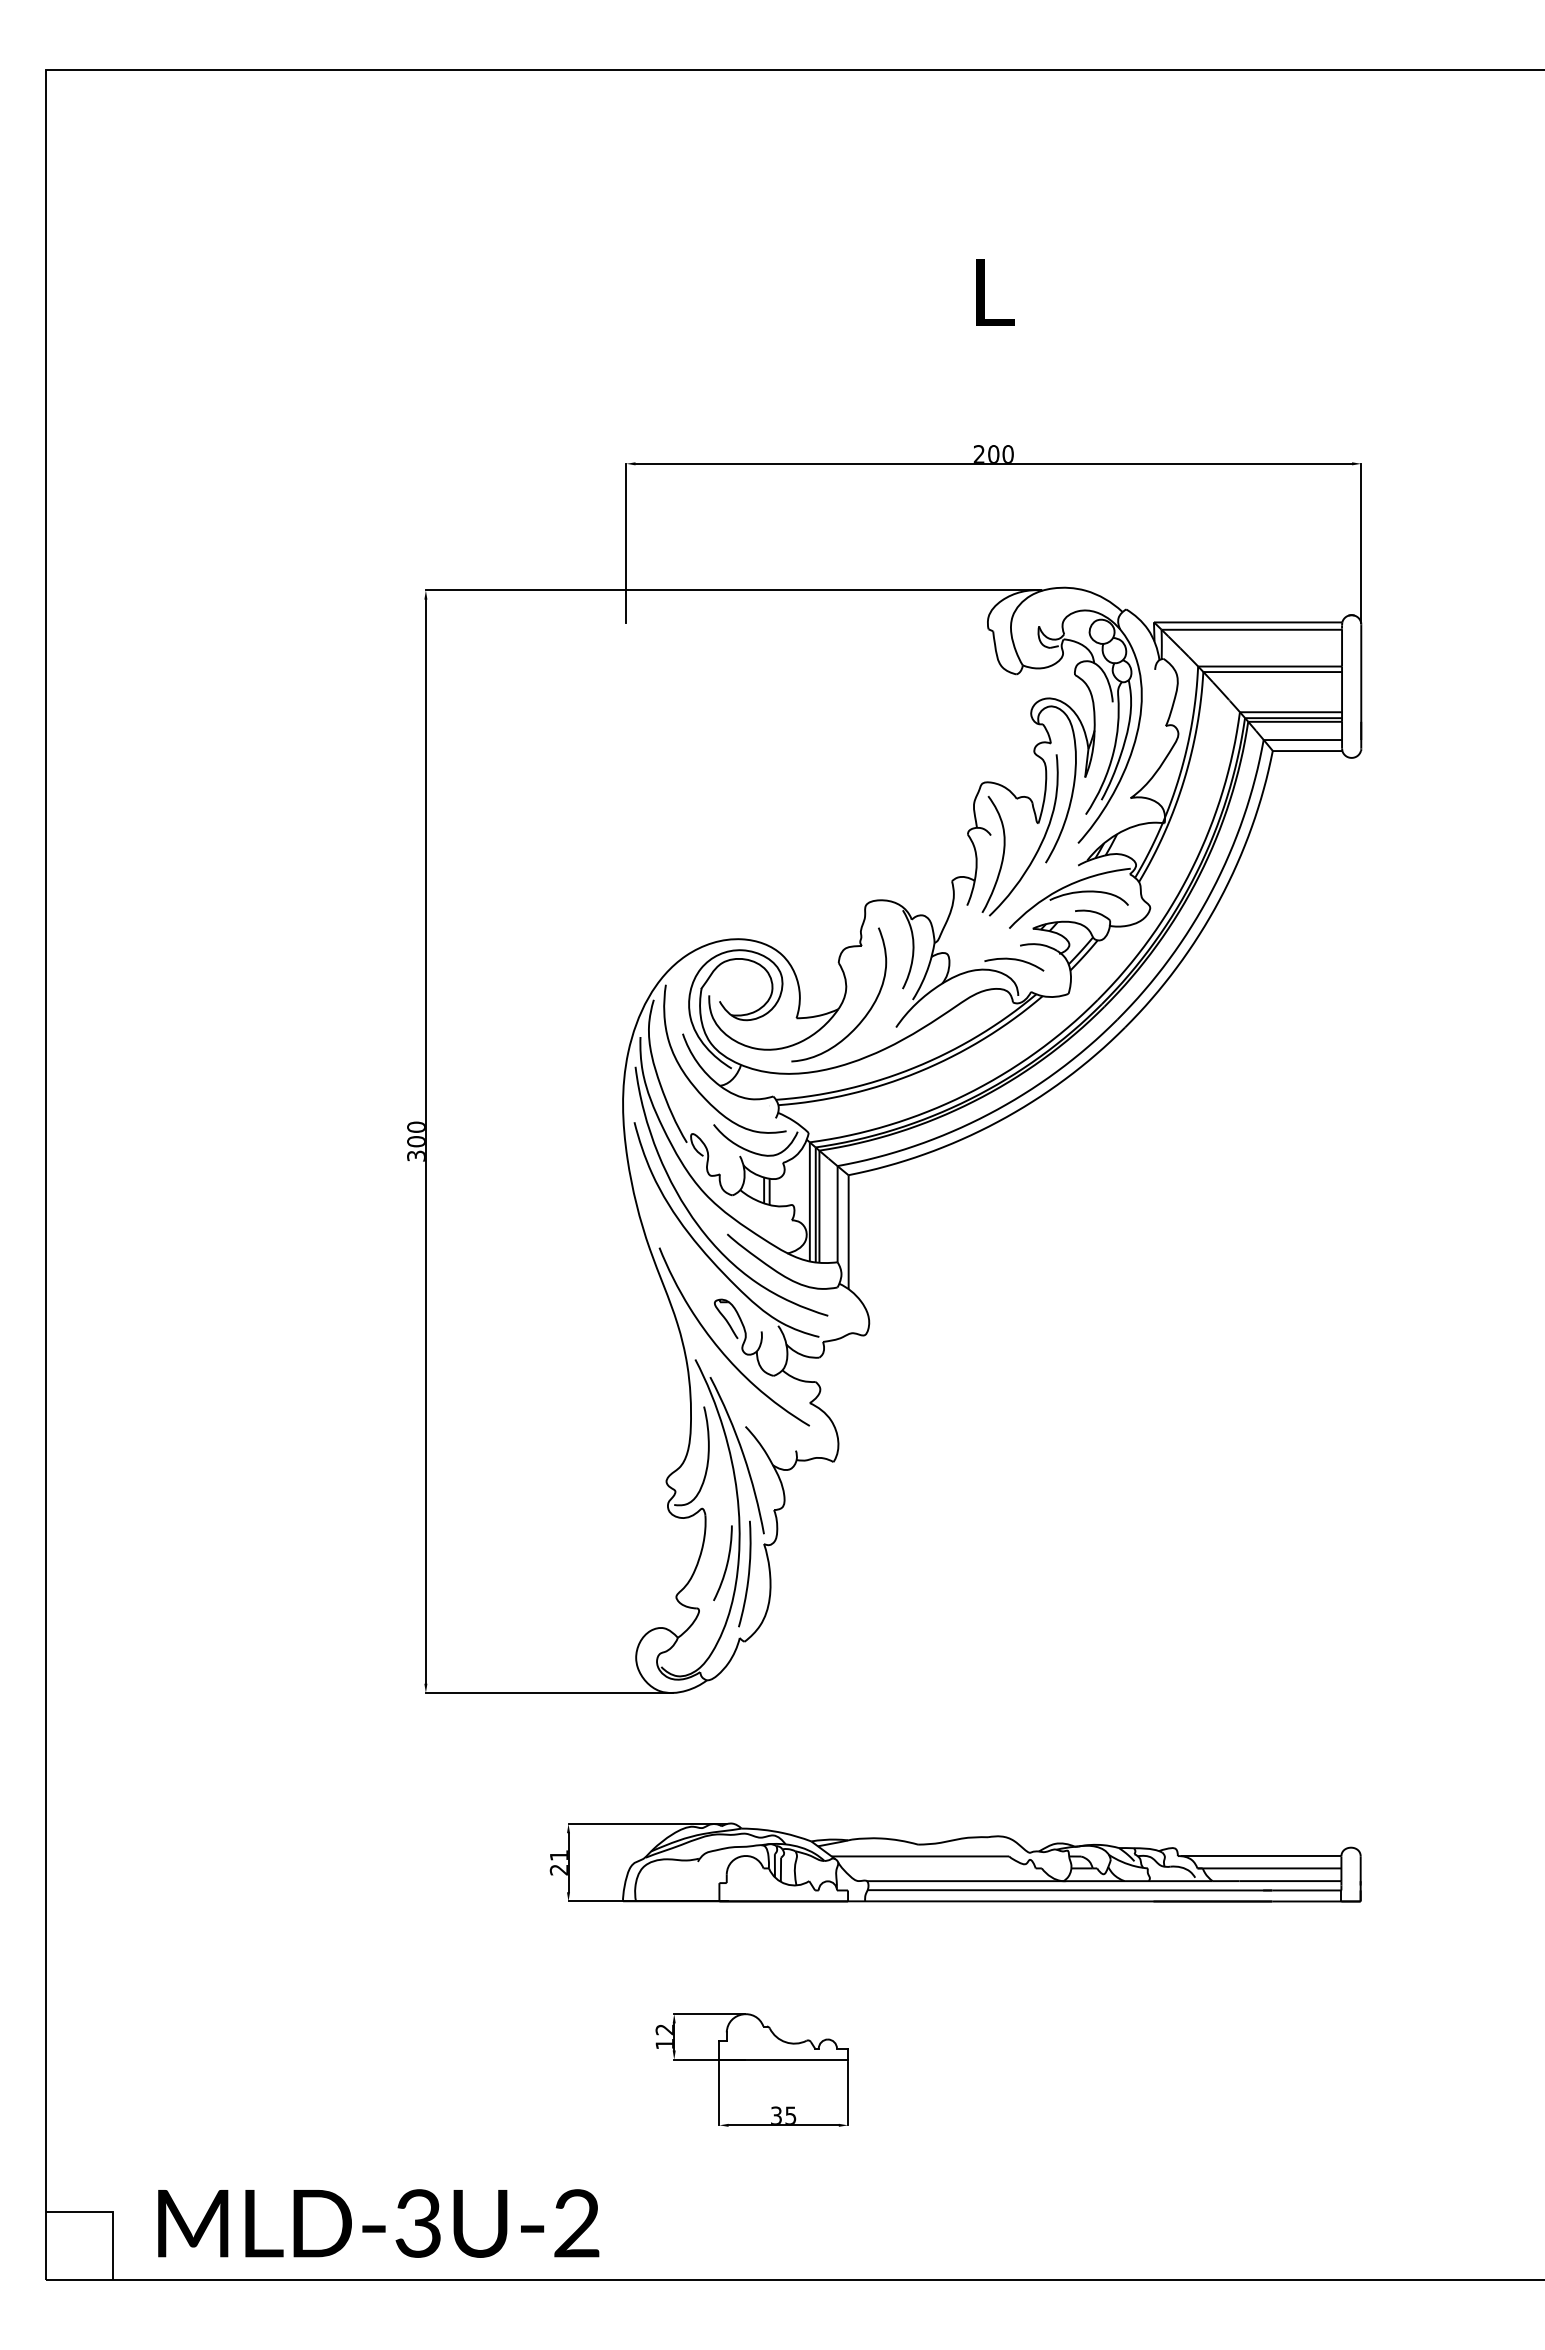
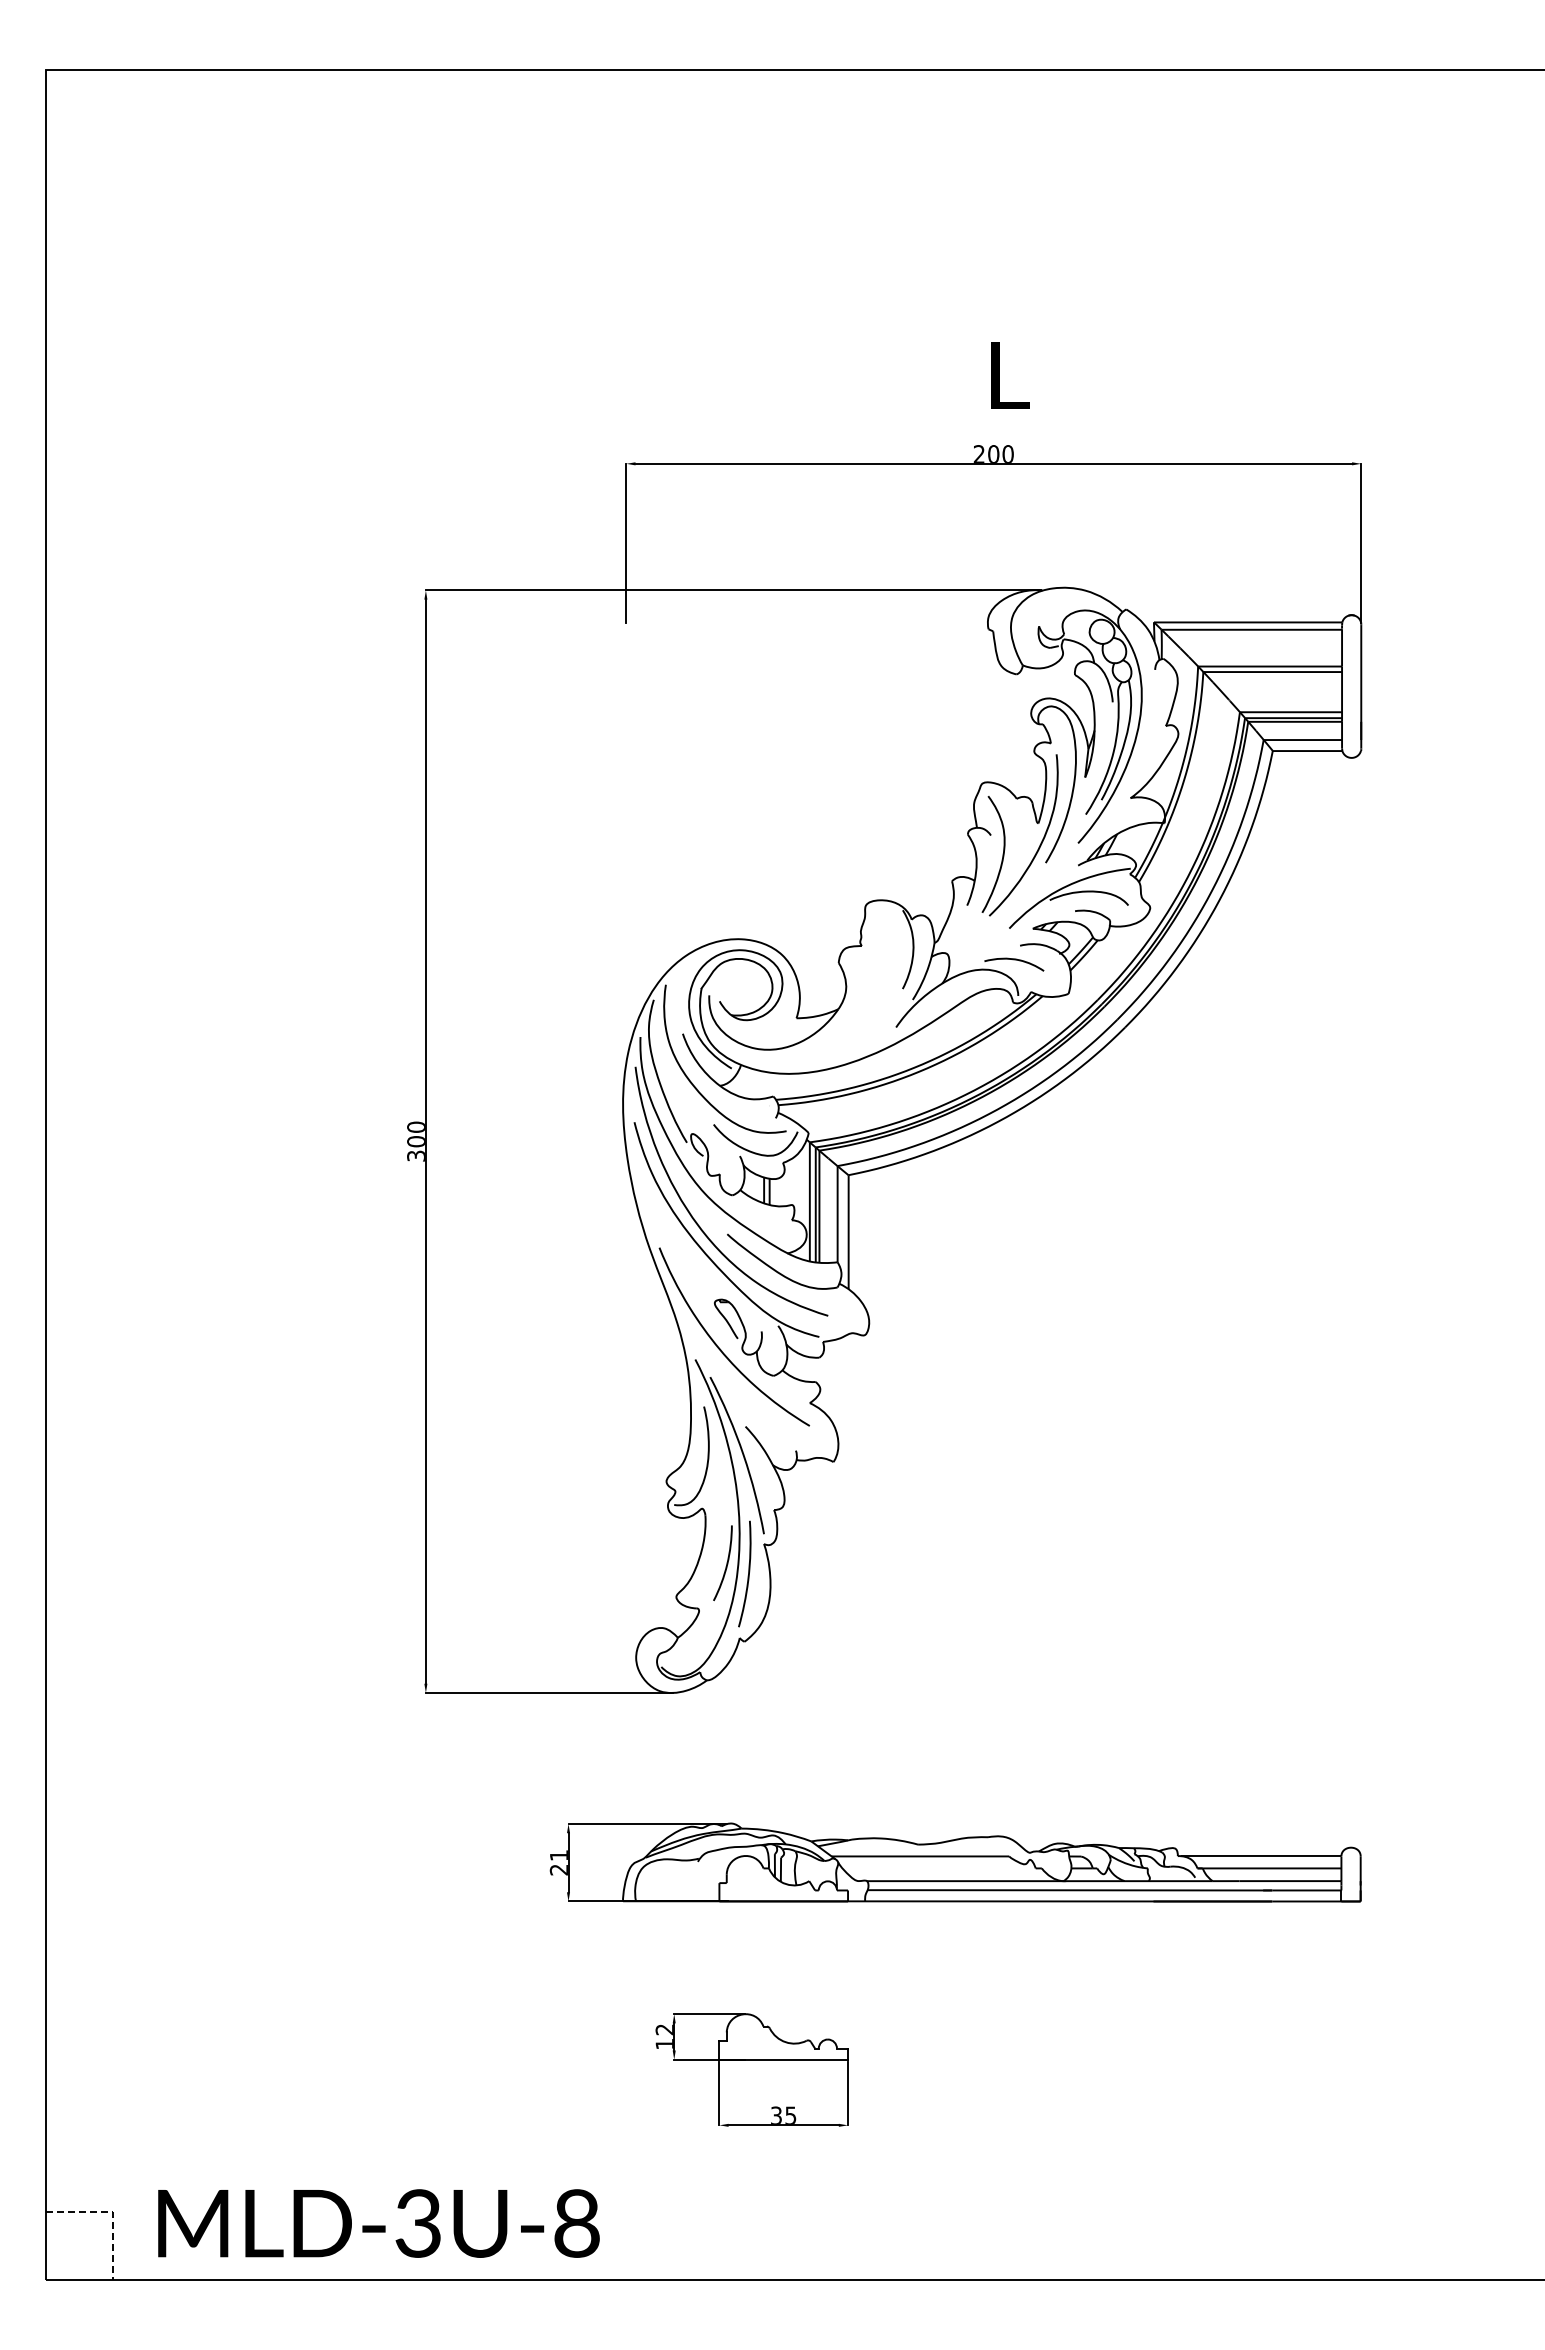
text position: (995, 292) -> (1010, 375) (1010, 375)
curve: present -> none (867, 1011)
line: solid -> dashed (113, 2212)
text: MLD-3U-2 -> MLD-3U-8 (576, 2223)
